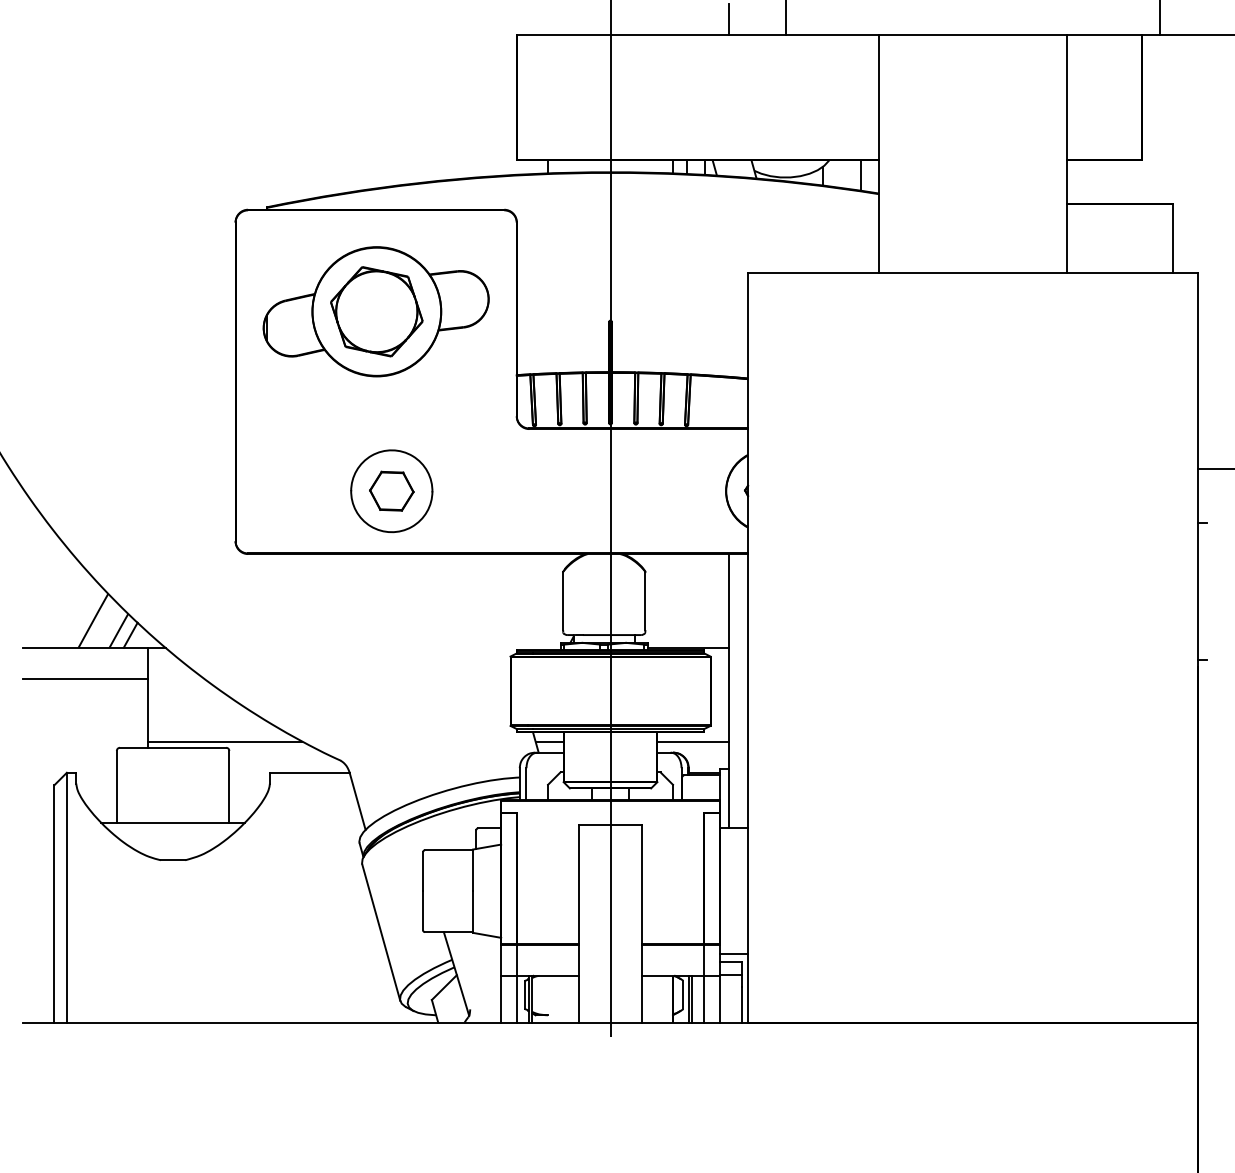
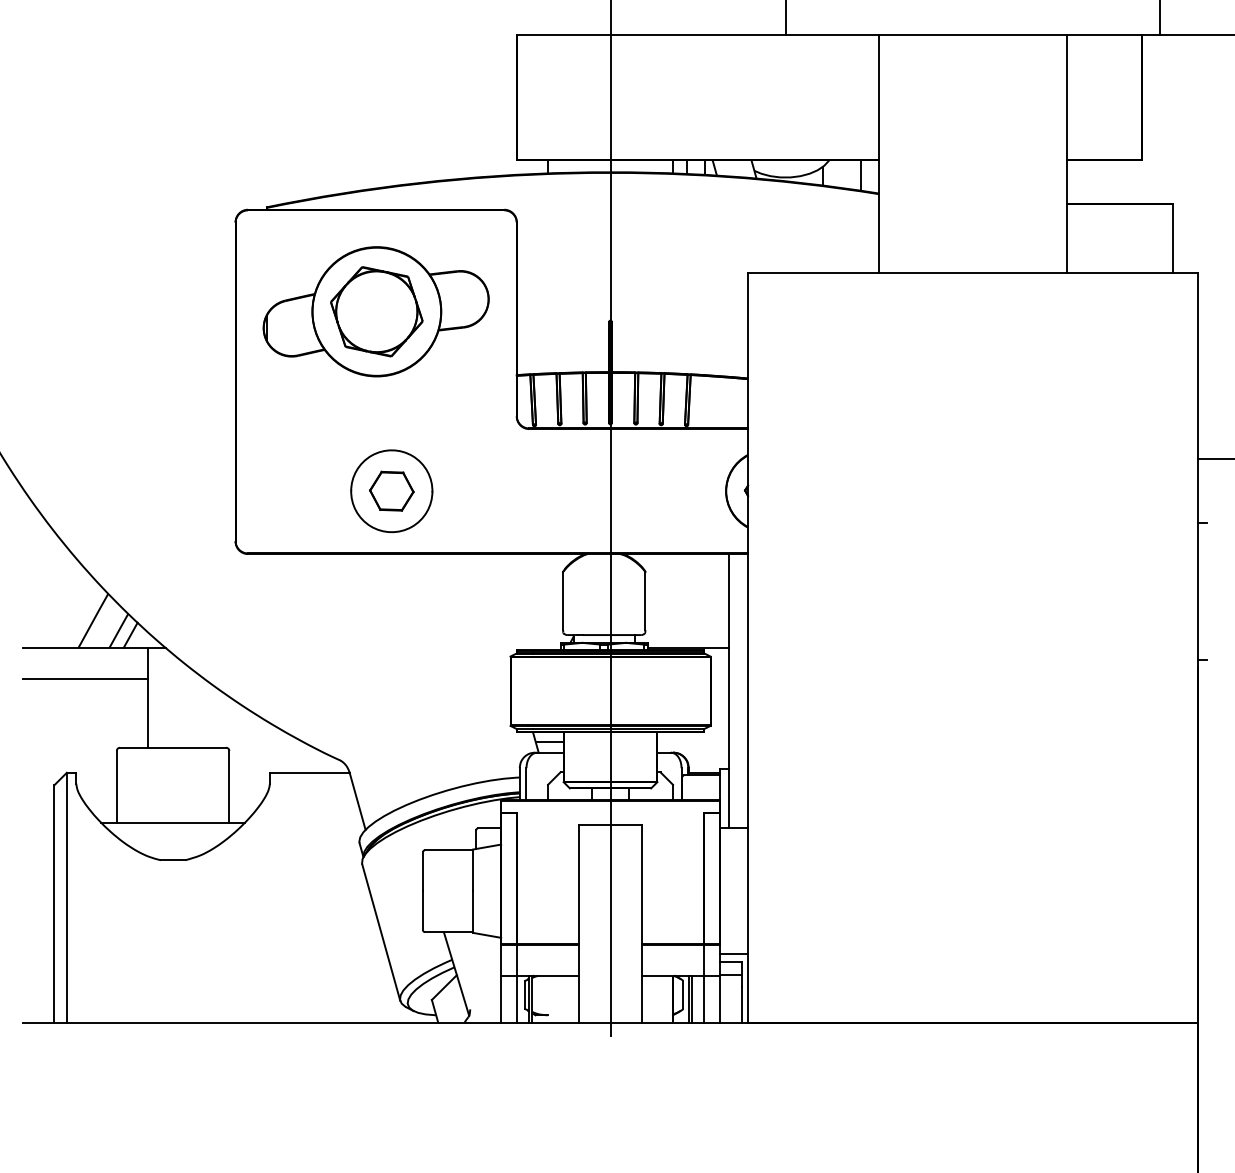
line: present -> none (729, 19)
line position: (1214, 469) -> (1214, 459) (1214, 459)
line: present -> none (225, 741)
line: present -> none (693, 741)
